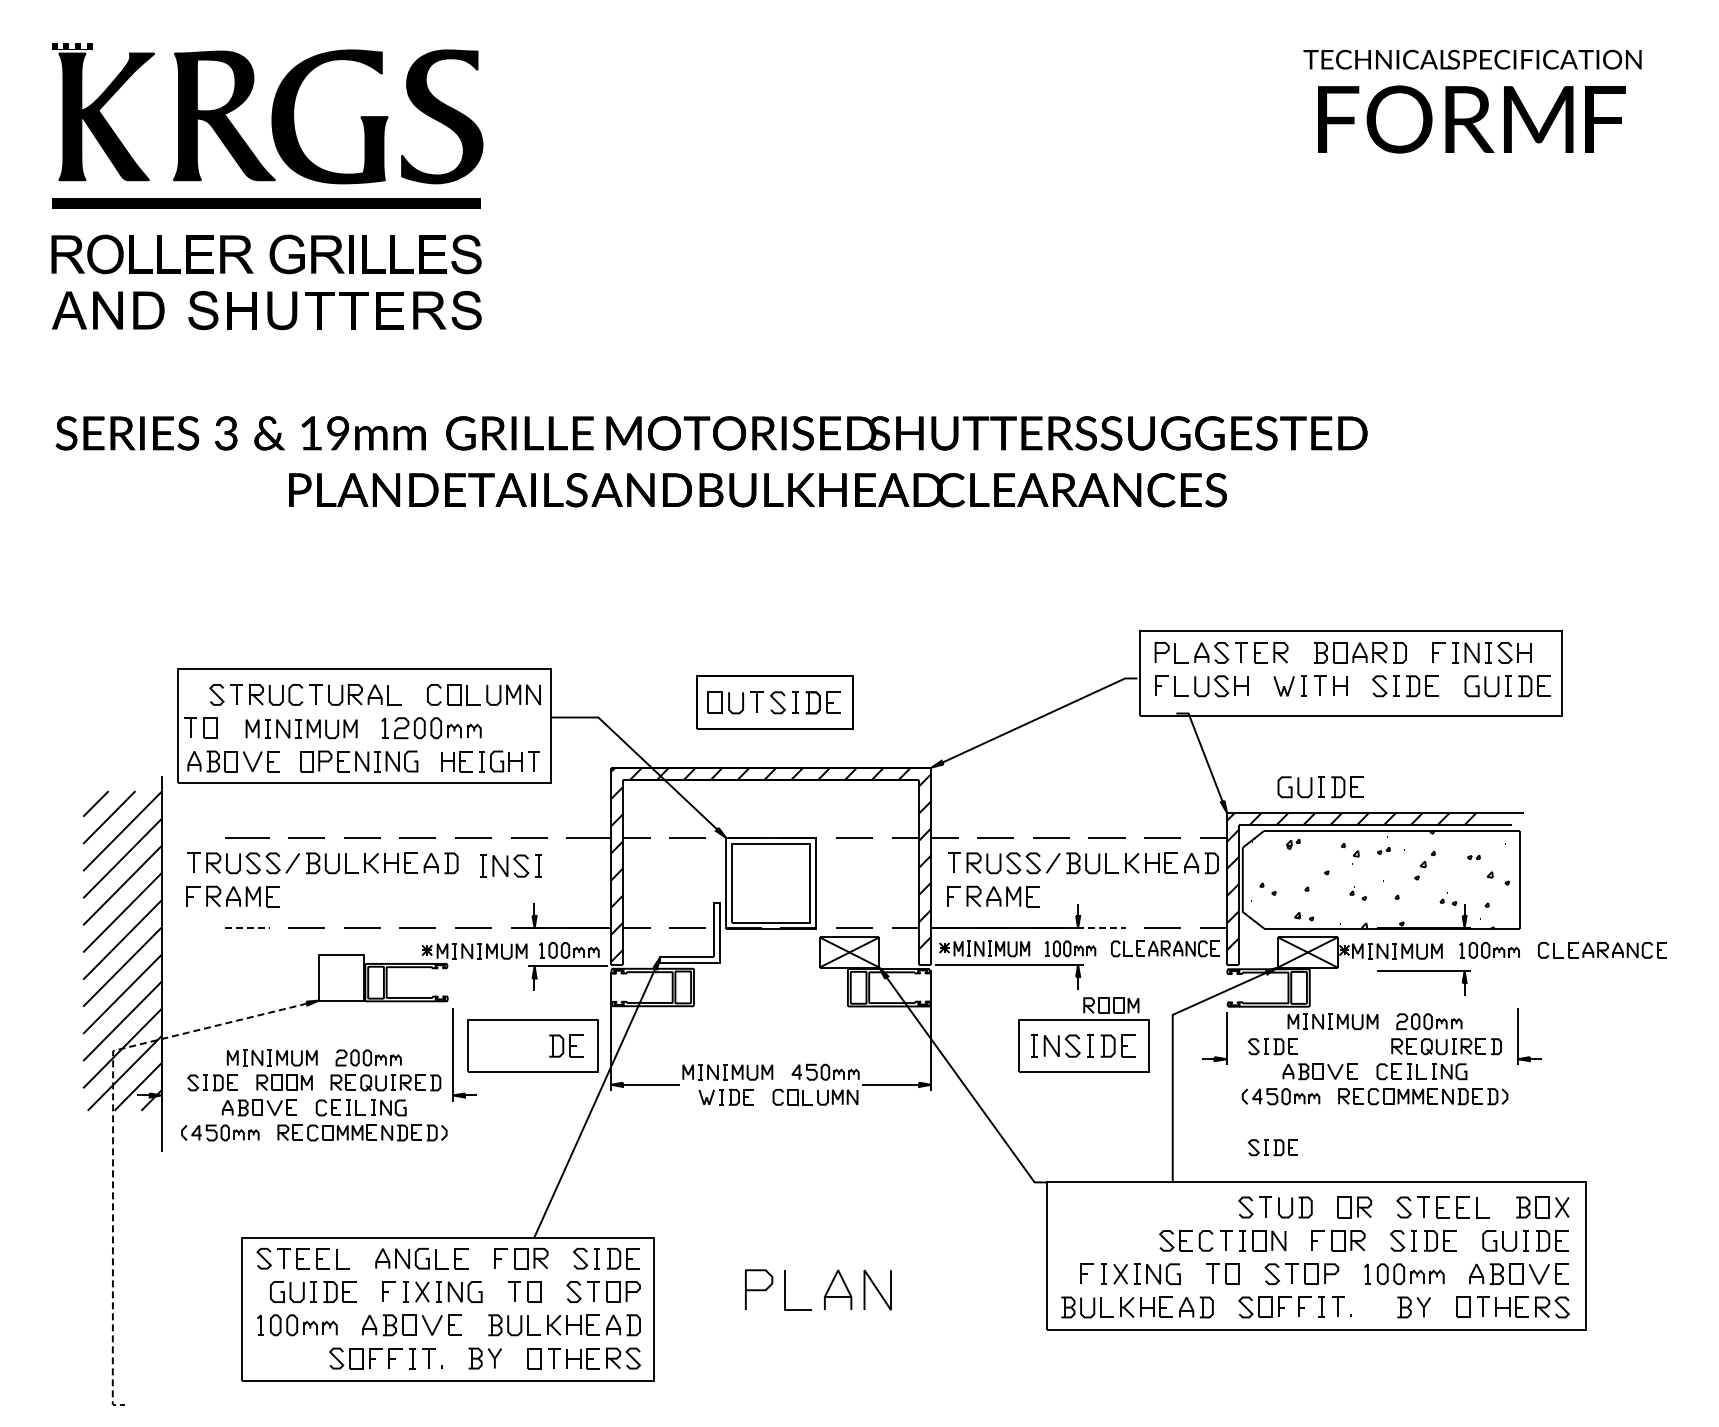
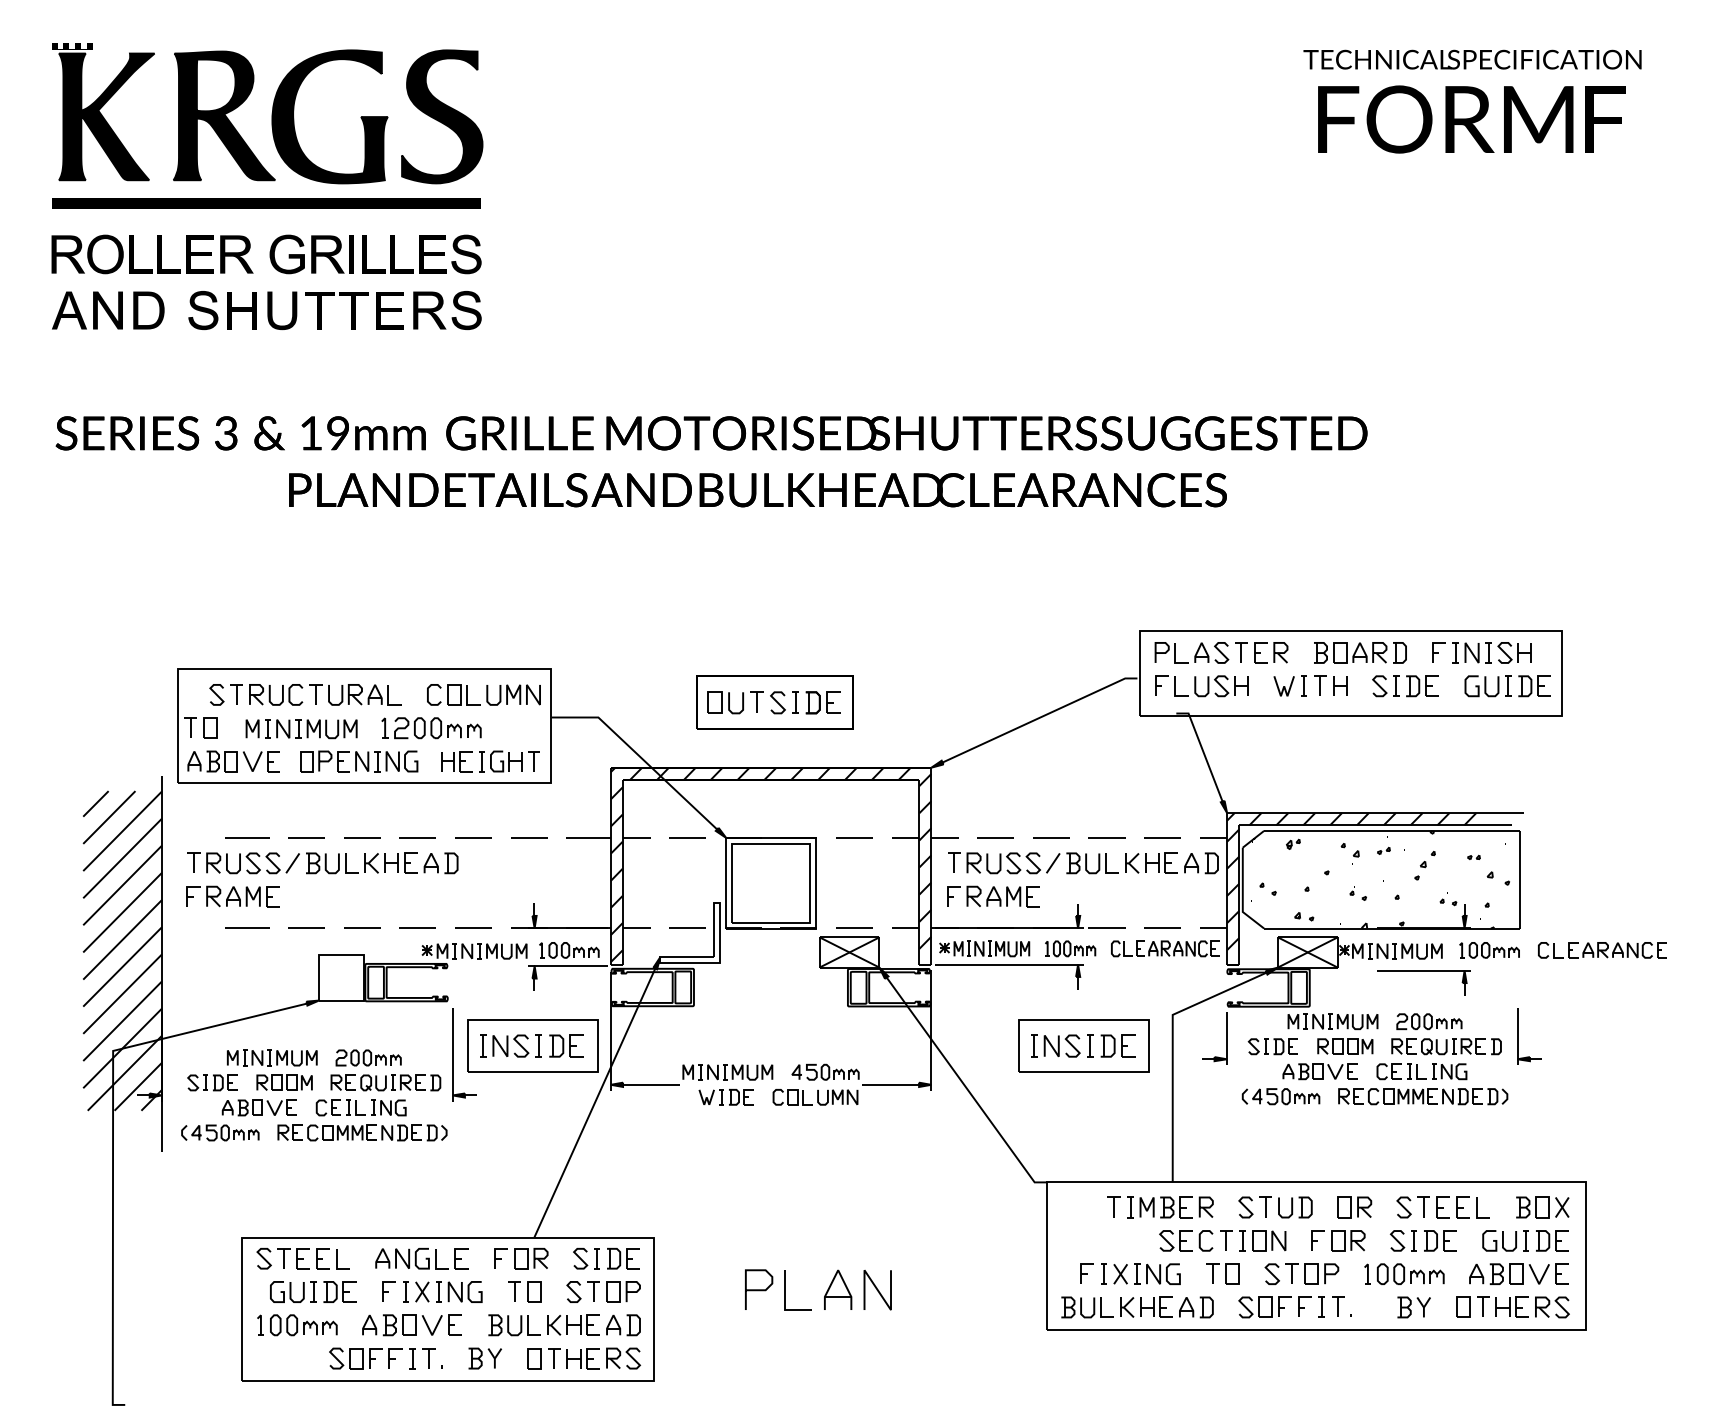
part: present -> none (1320, 787)
part position: (510, 865) -> (510, 1045) (510, 1045)
line: dashed -> solid (247, 928)
line: dashed -> solid (1107, 928)
part position: (1111, 1005) -> (1345, 1046) (1345, 1046)
line: dashed -> solid (113, 1134)
part: present -> none (1272, 1147)
part: none -> present (1160, 1207)
